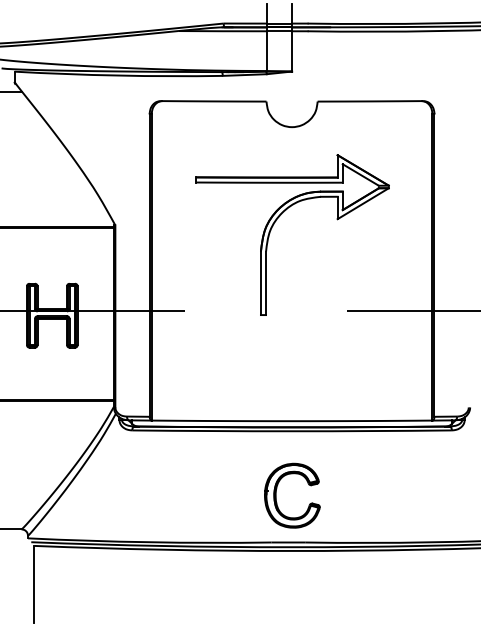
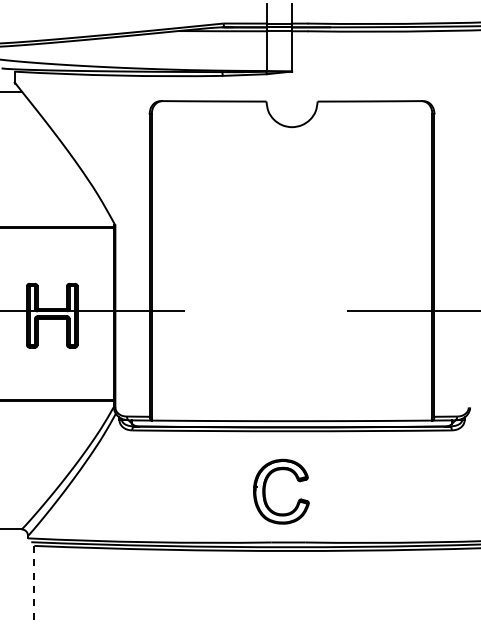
part: present -> none (274, 224)
part position: (276, 495) -> (265, 491) (265, 491)
line: solid -> dashed (34, 584)
